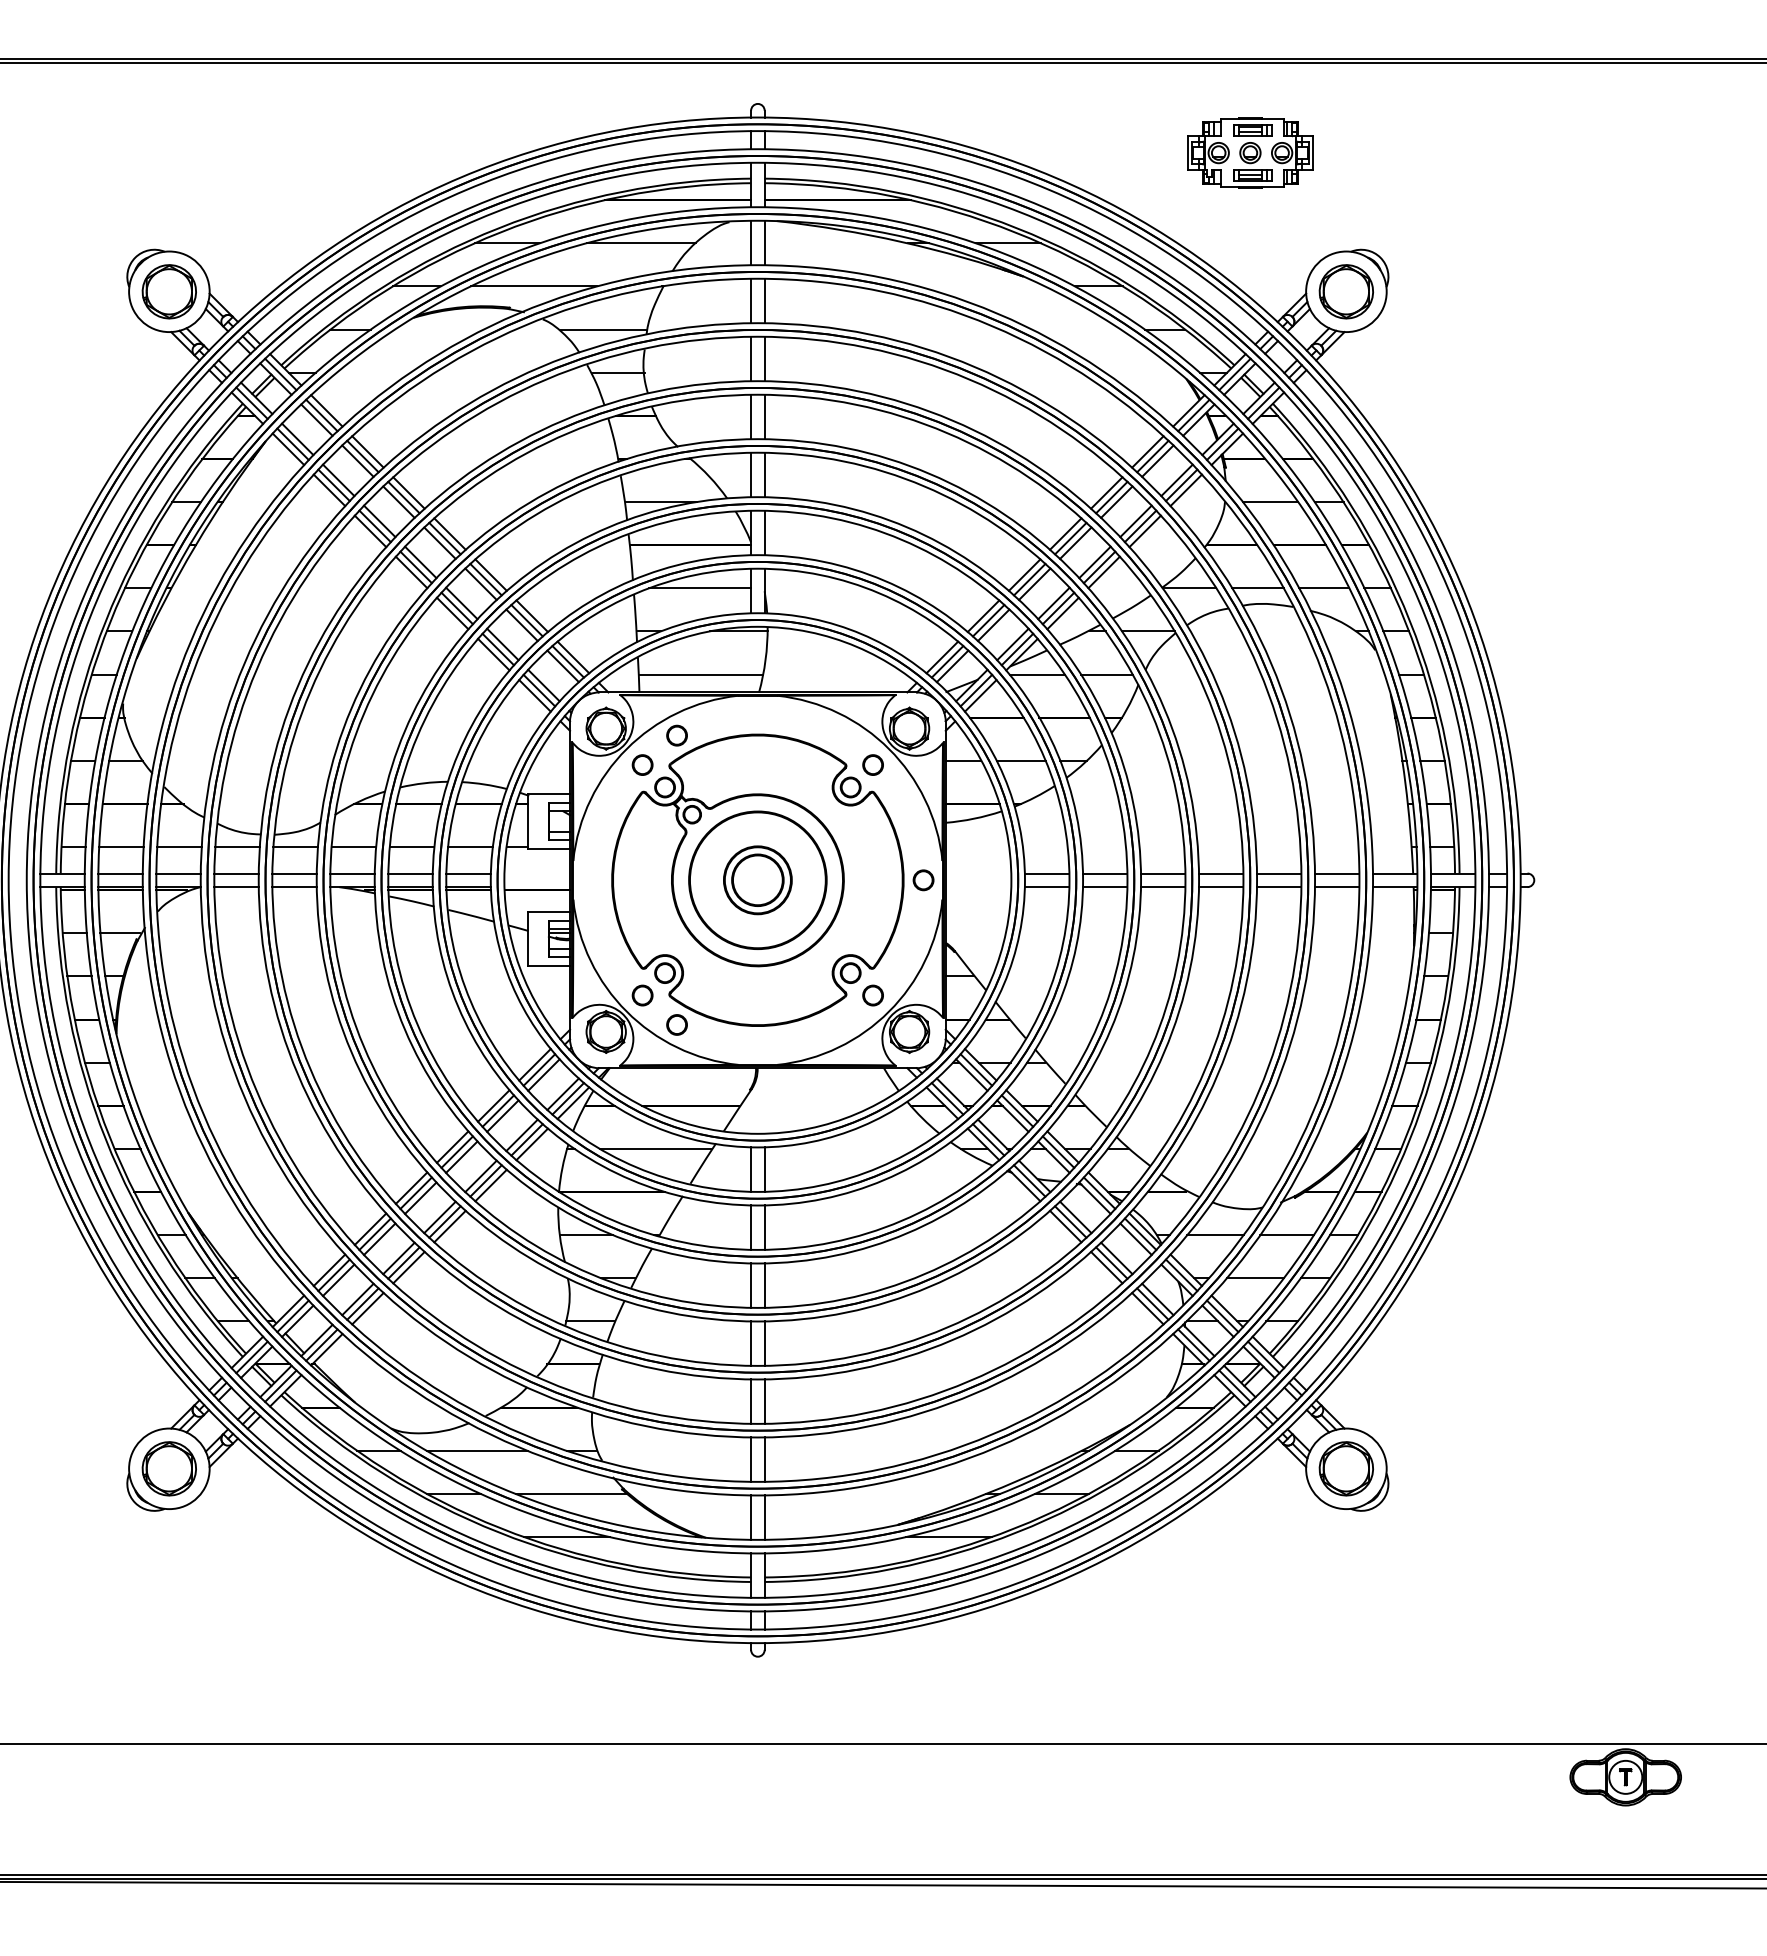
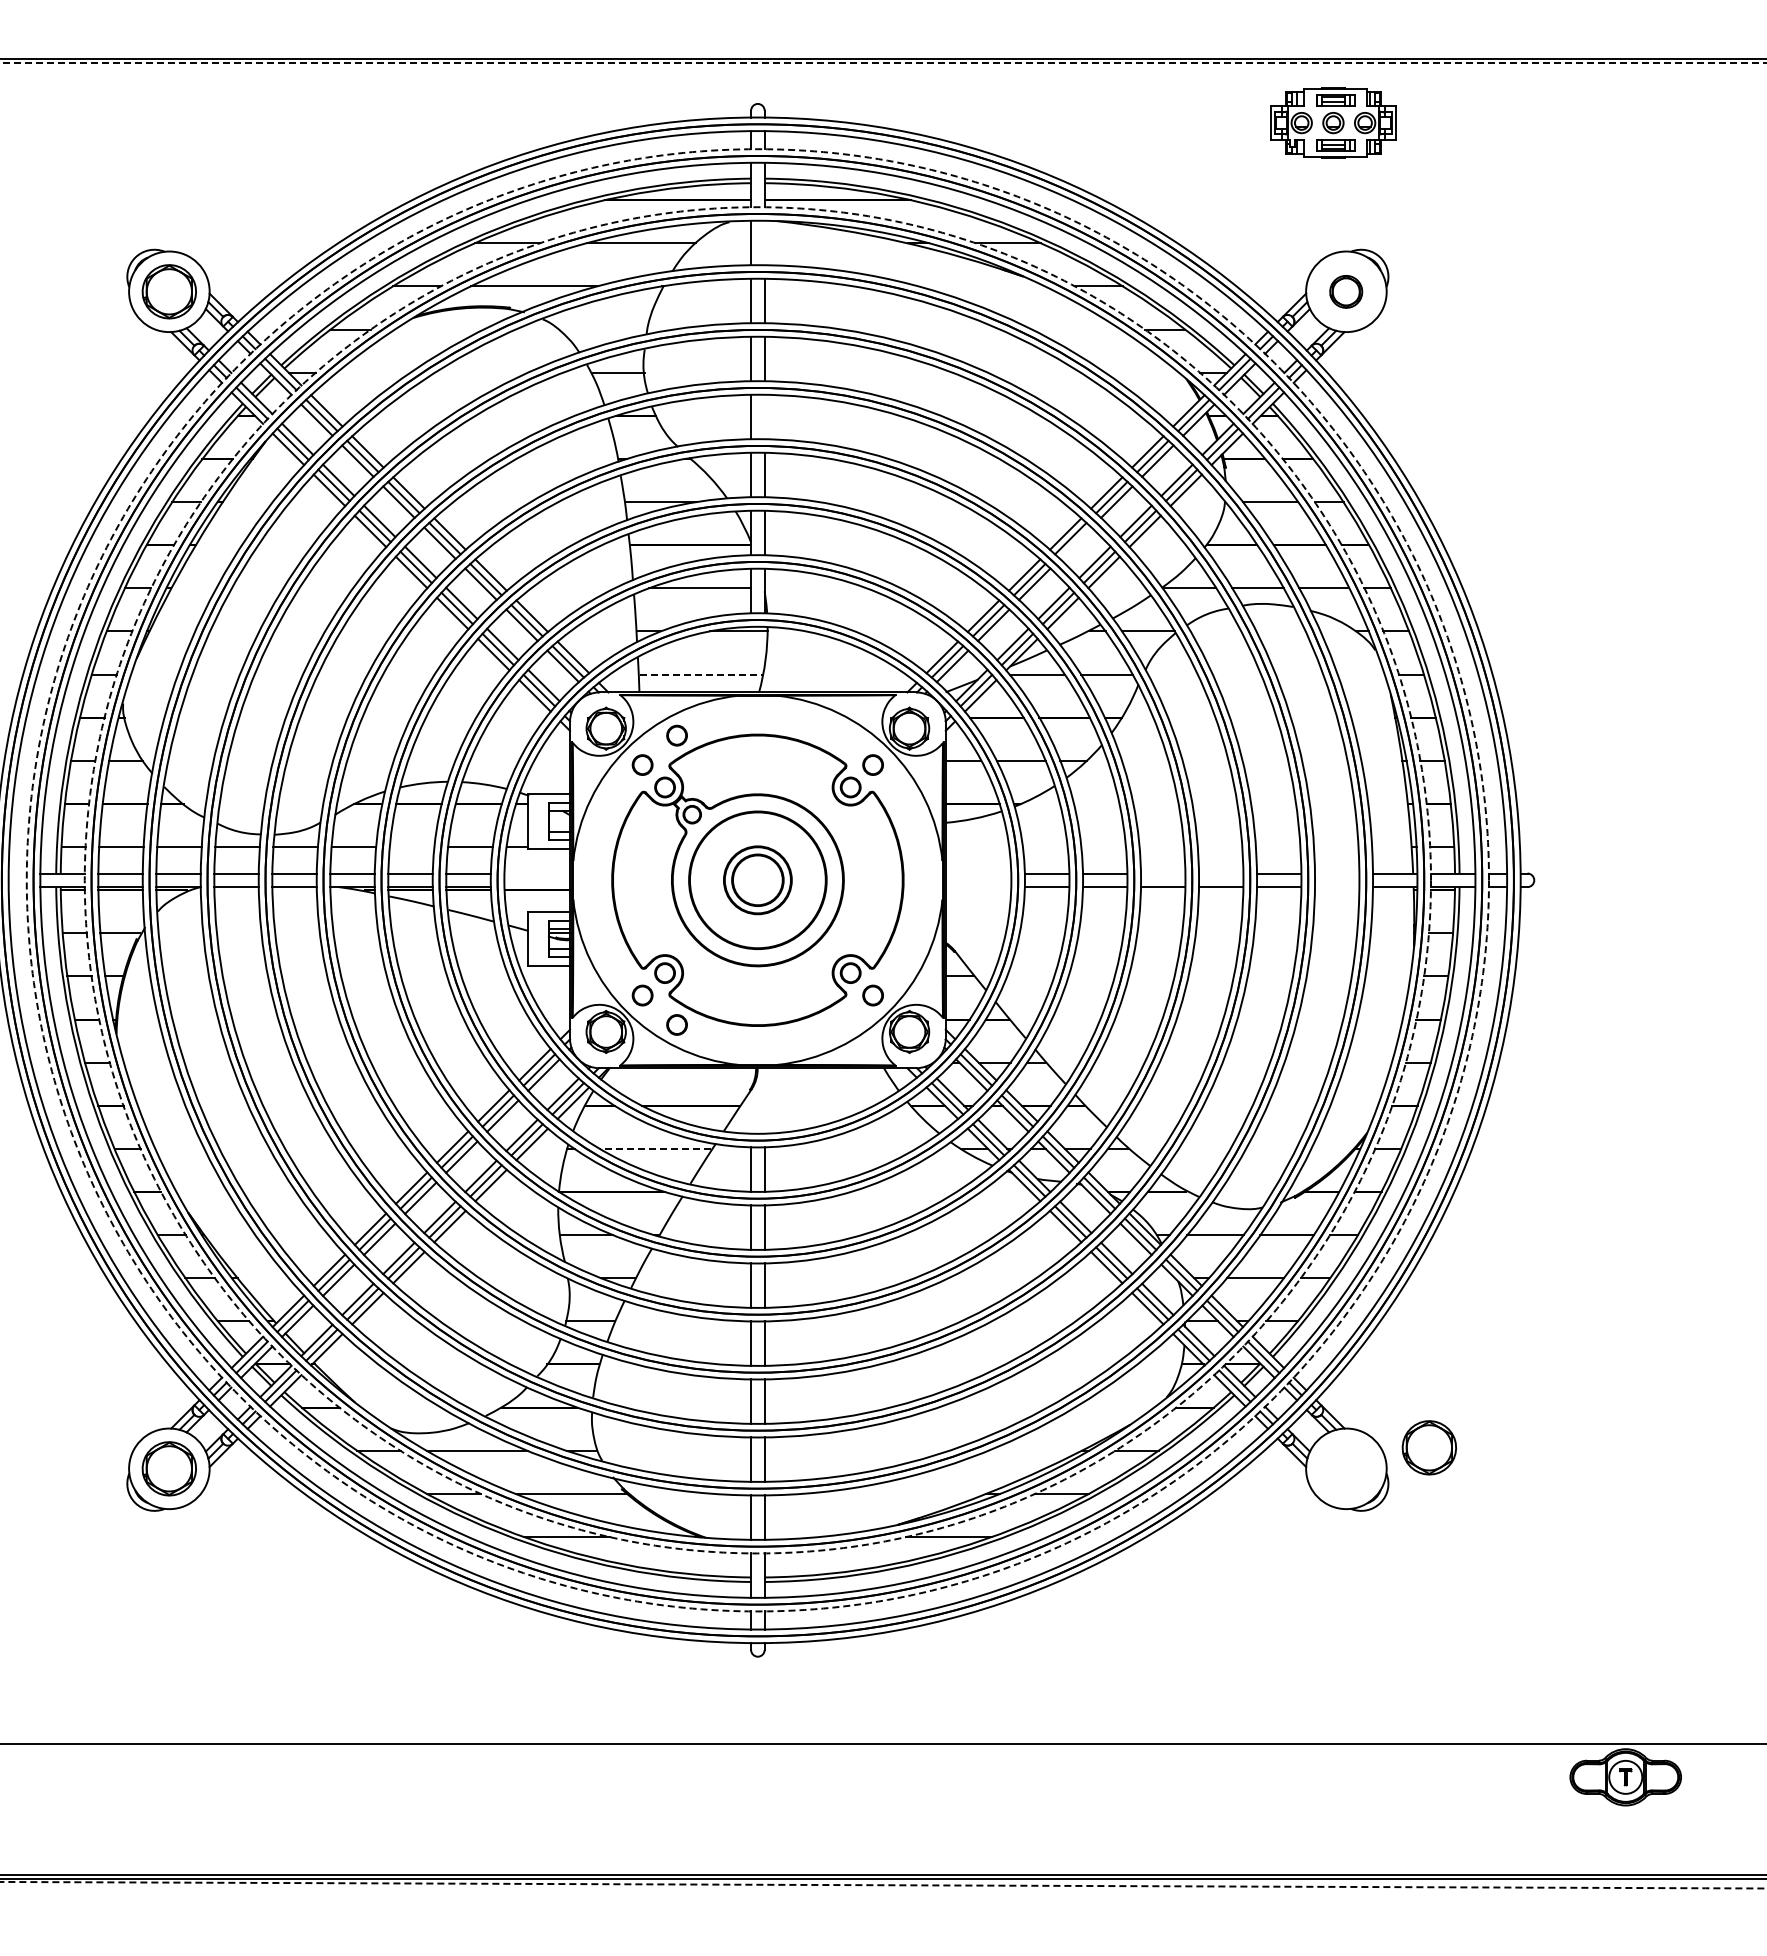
line: solid -> dashed (883, 63)
part position: (1250, 152) -> (1333, 122) (1333, 122)
line: present -> none (764, 242)
part size: 56x56 px -> 35x34 px (1346, 291)
line: present -> none (604, 329)
line: present -> none (764, 416)
line: present -> none (1075, 542)
line: solid -> dashed (701, 674)
line: present -> none (411, 847)
line: present -> none (1163, 873)
line: present -> none (1221, 873)
line: present -> none (1336, 873)
circle: solid -> dashed (757, 880)
circle: solid -> dashed (757, 880)
part: present -> none (923, 880)
line: present -> none (1336, 887)
line: solid -> dashed (655, 1148)
part position: (1345, 1468) -> (1428, 1447) (1428, 1447)
line: solid -> dashed (883, 1885)
